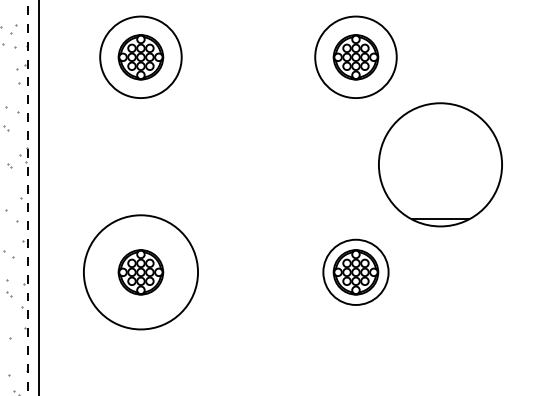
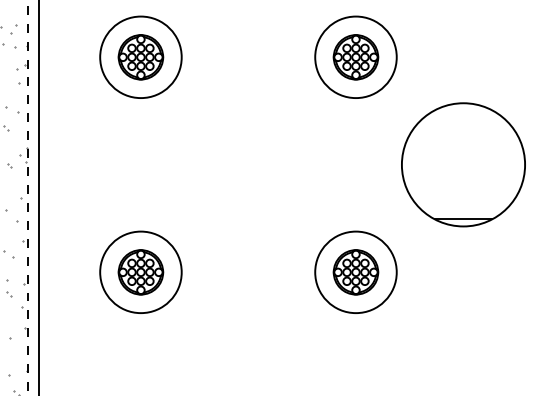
part position: (440, 164) -> (463, 164) (463, 164)
circle diameter: 65 px -> 82 px (355, 272)
circle diameter: 114 px -> 82 px (140, 272)
